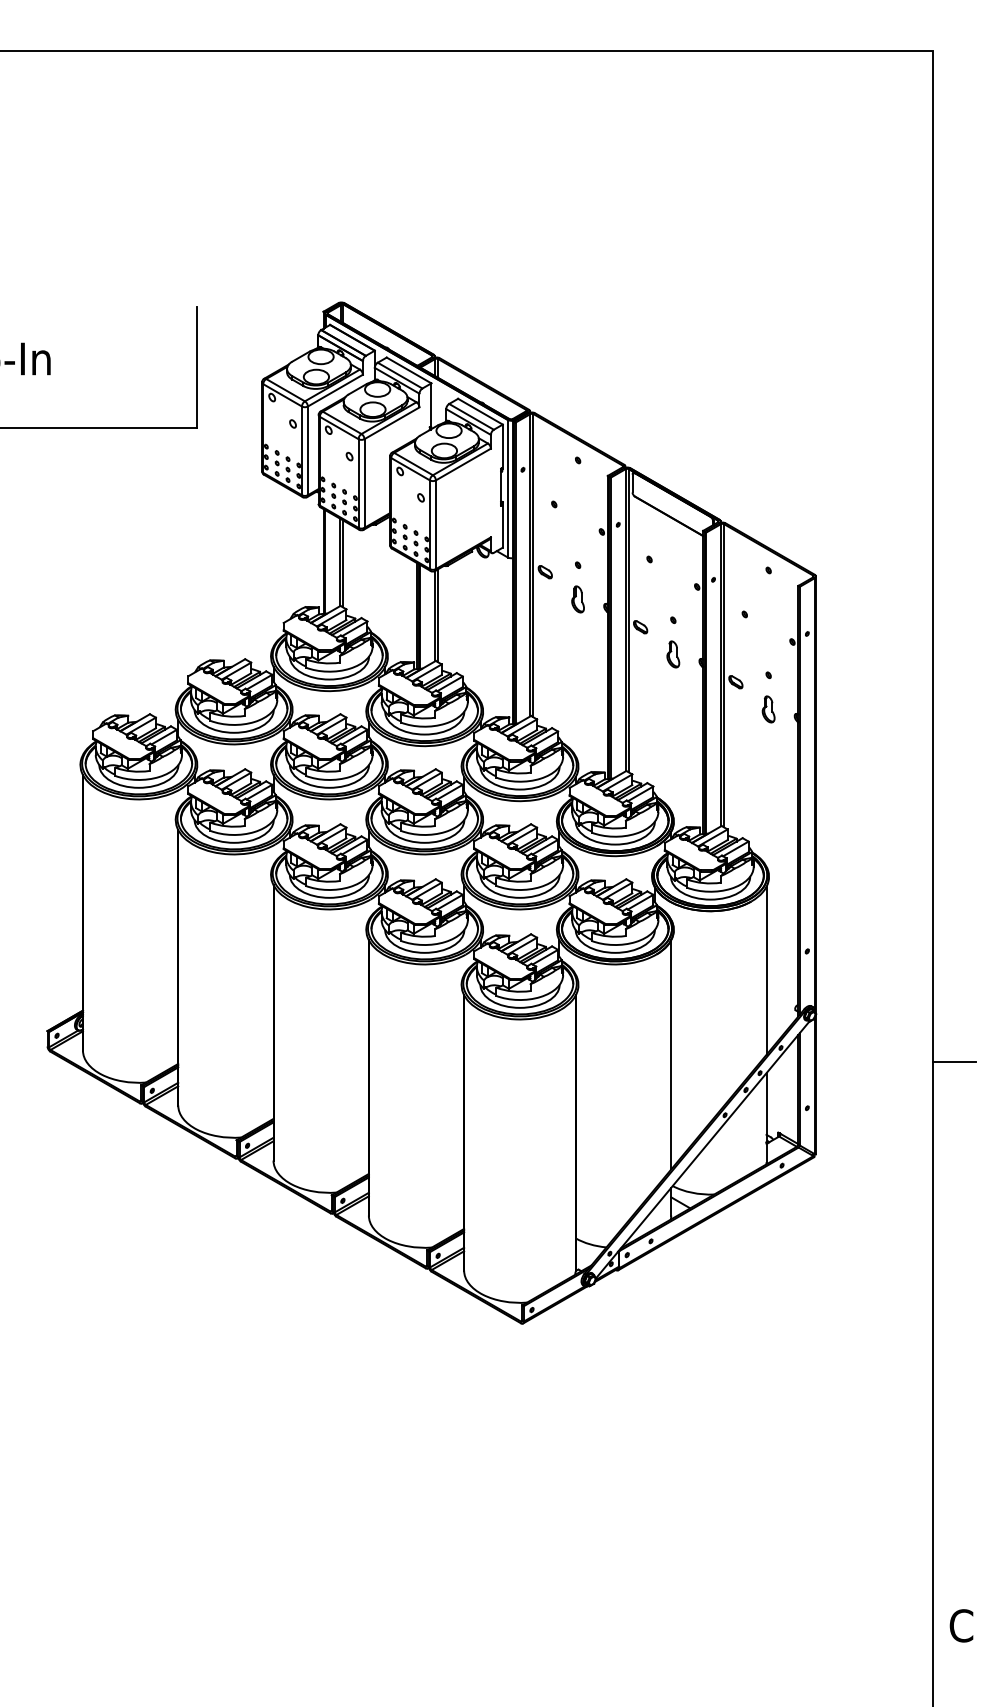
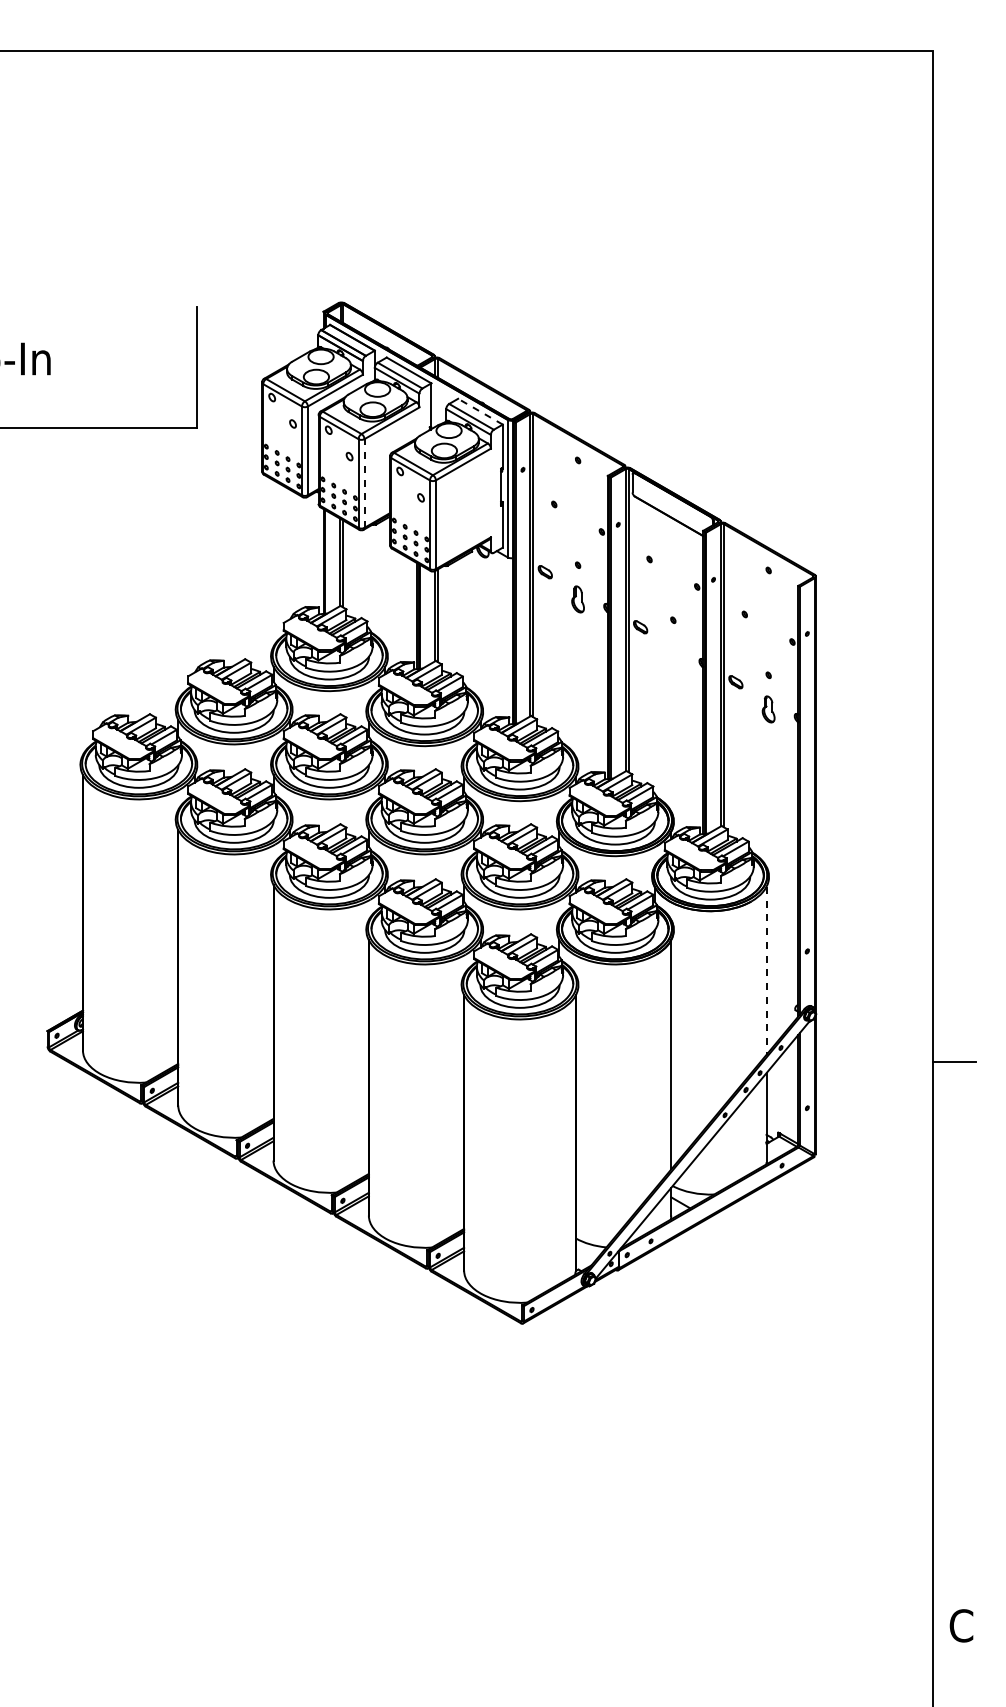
line: solid -> dashed (480, 411)
line: solid -> dashed (364, 483)
part: present -> none (673, 654)
line: solid -> dashed (766, 970)
